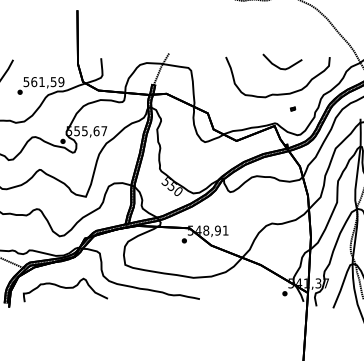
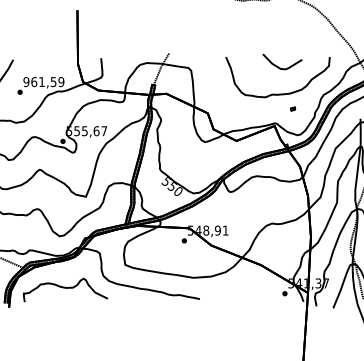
text: 561,59 -> 961,59 (26, 81)
